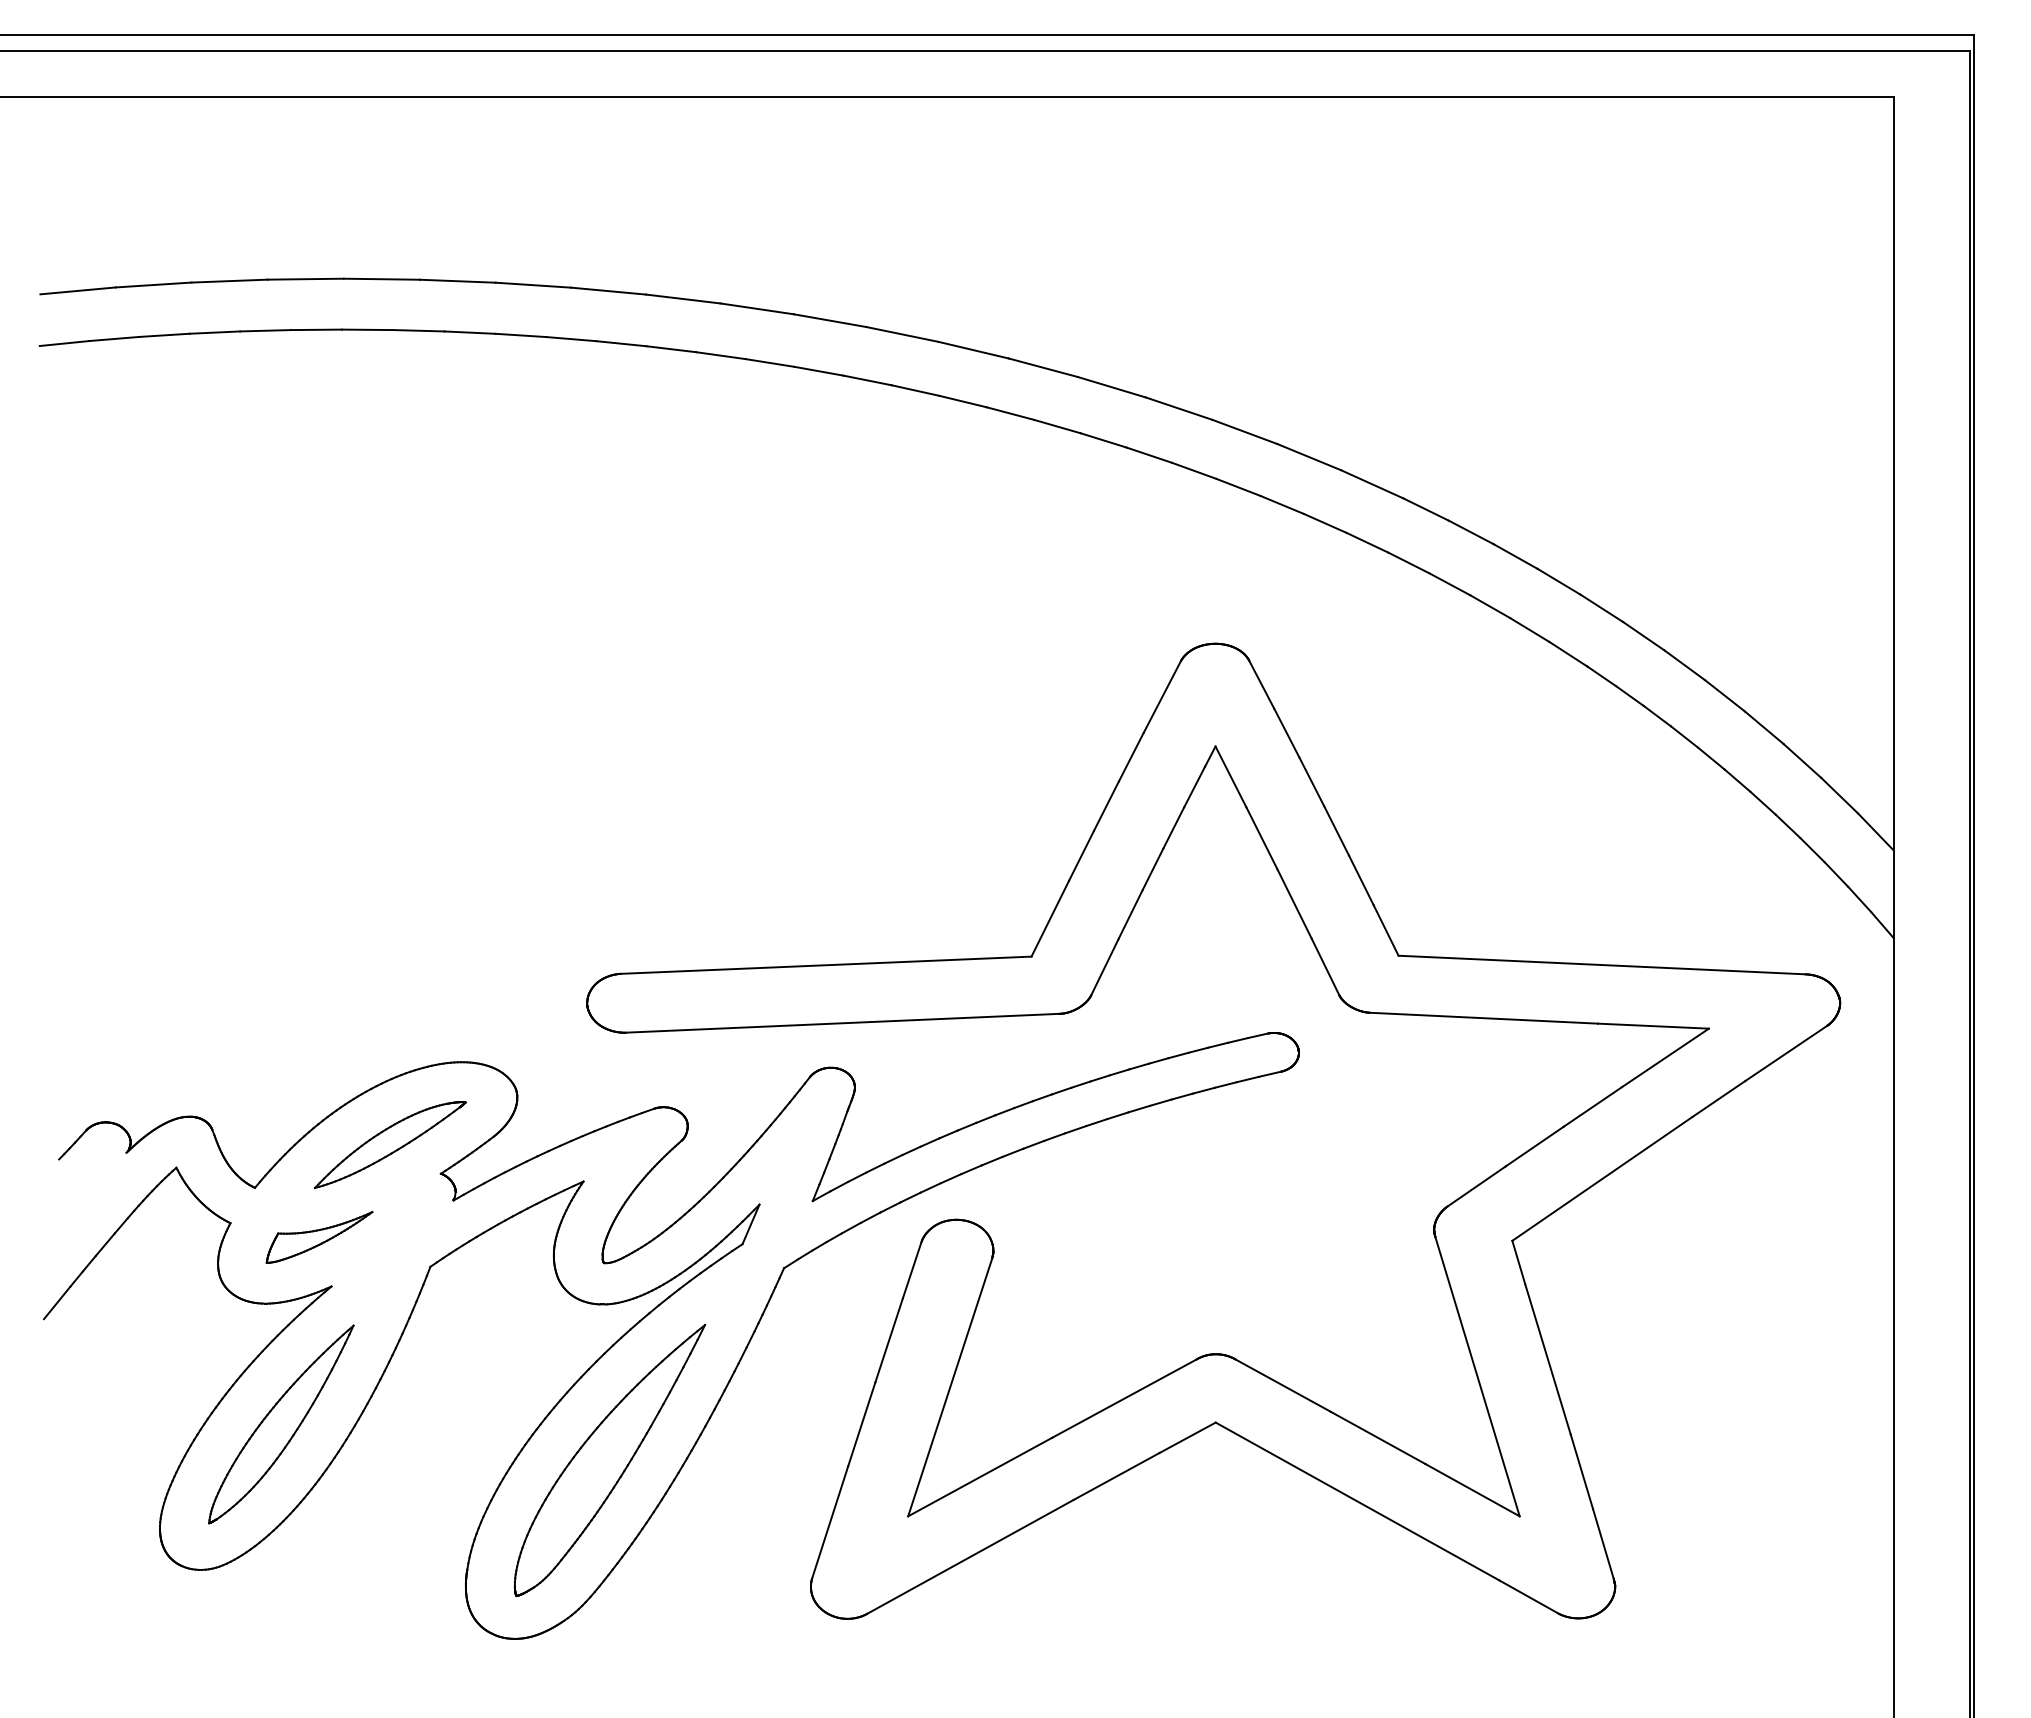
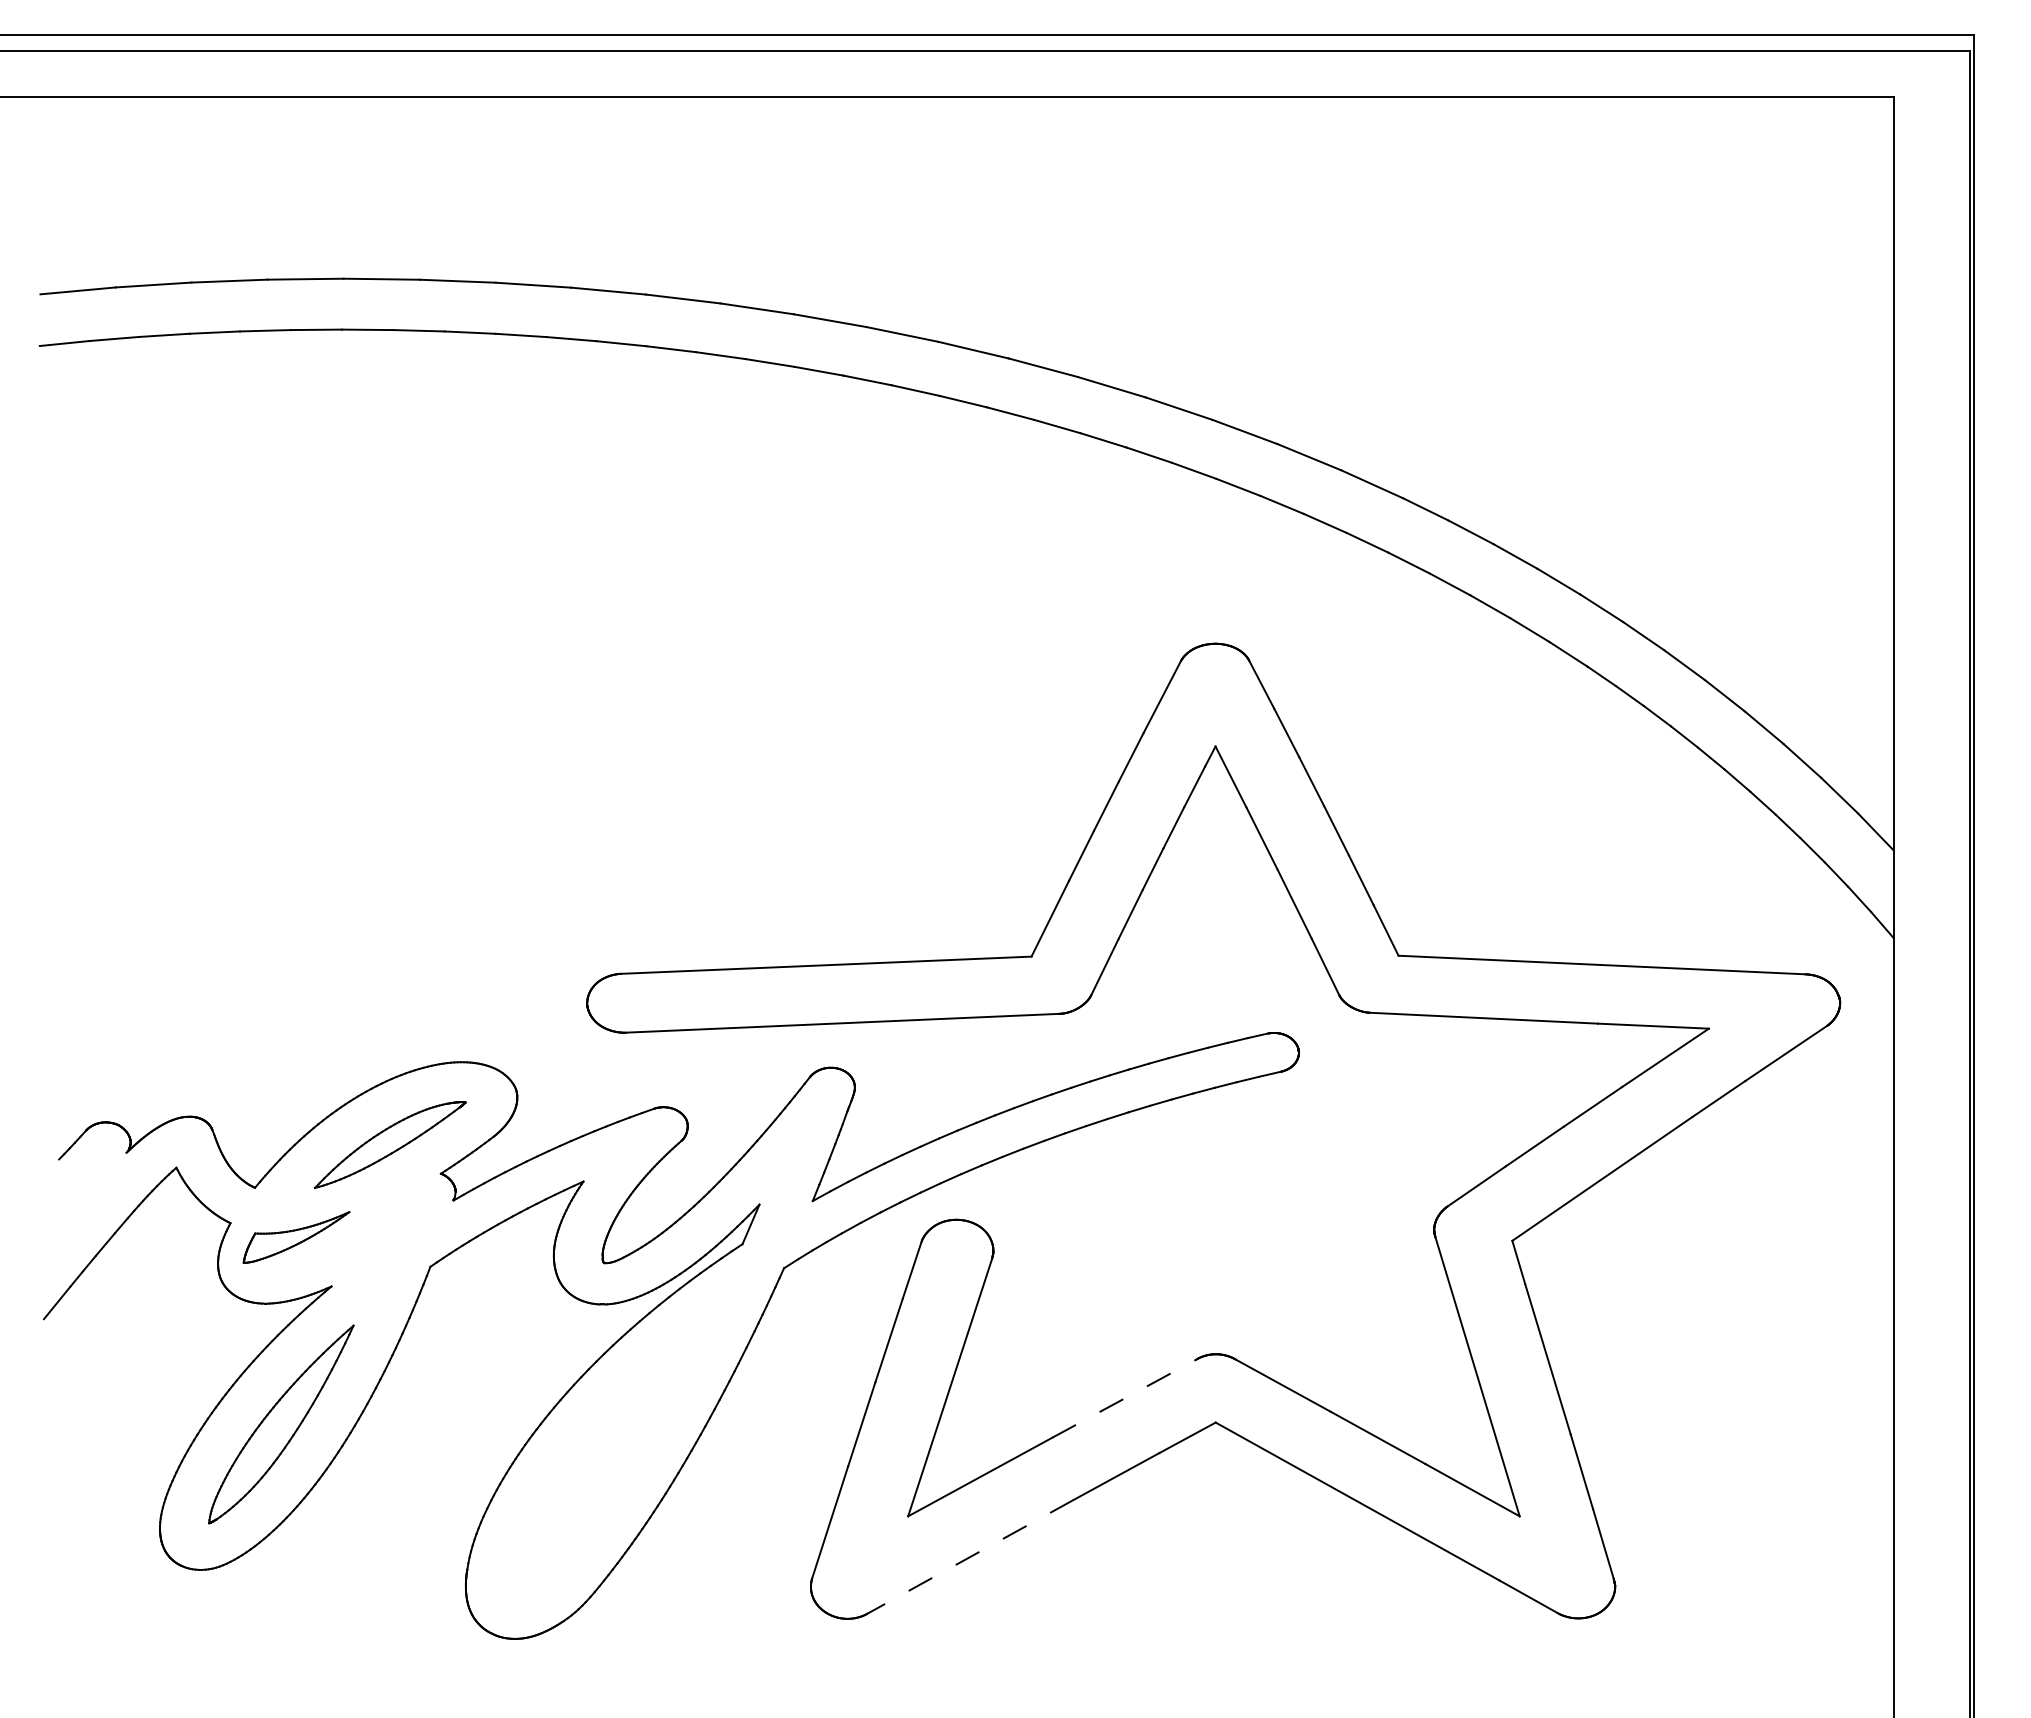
part position: (319, 1237) -> (296, 1237) (296, 1237)
line: solid -> dashed (1124, 1398)
part: present -> none (609, 1460)
line: solid -> dashed (970, 1556)
